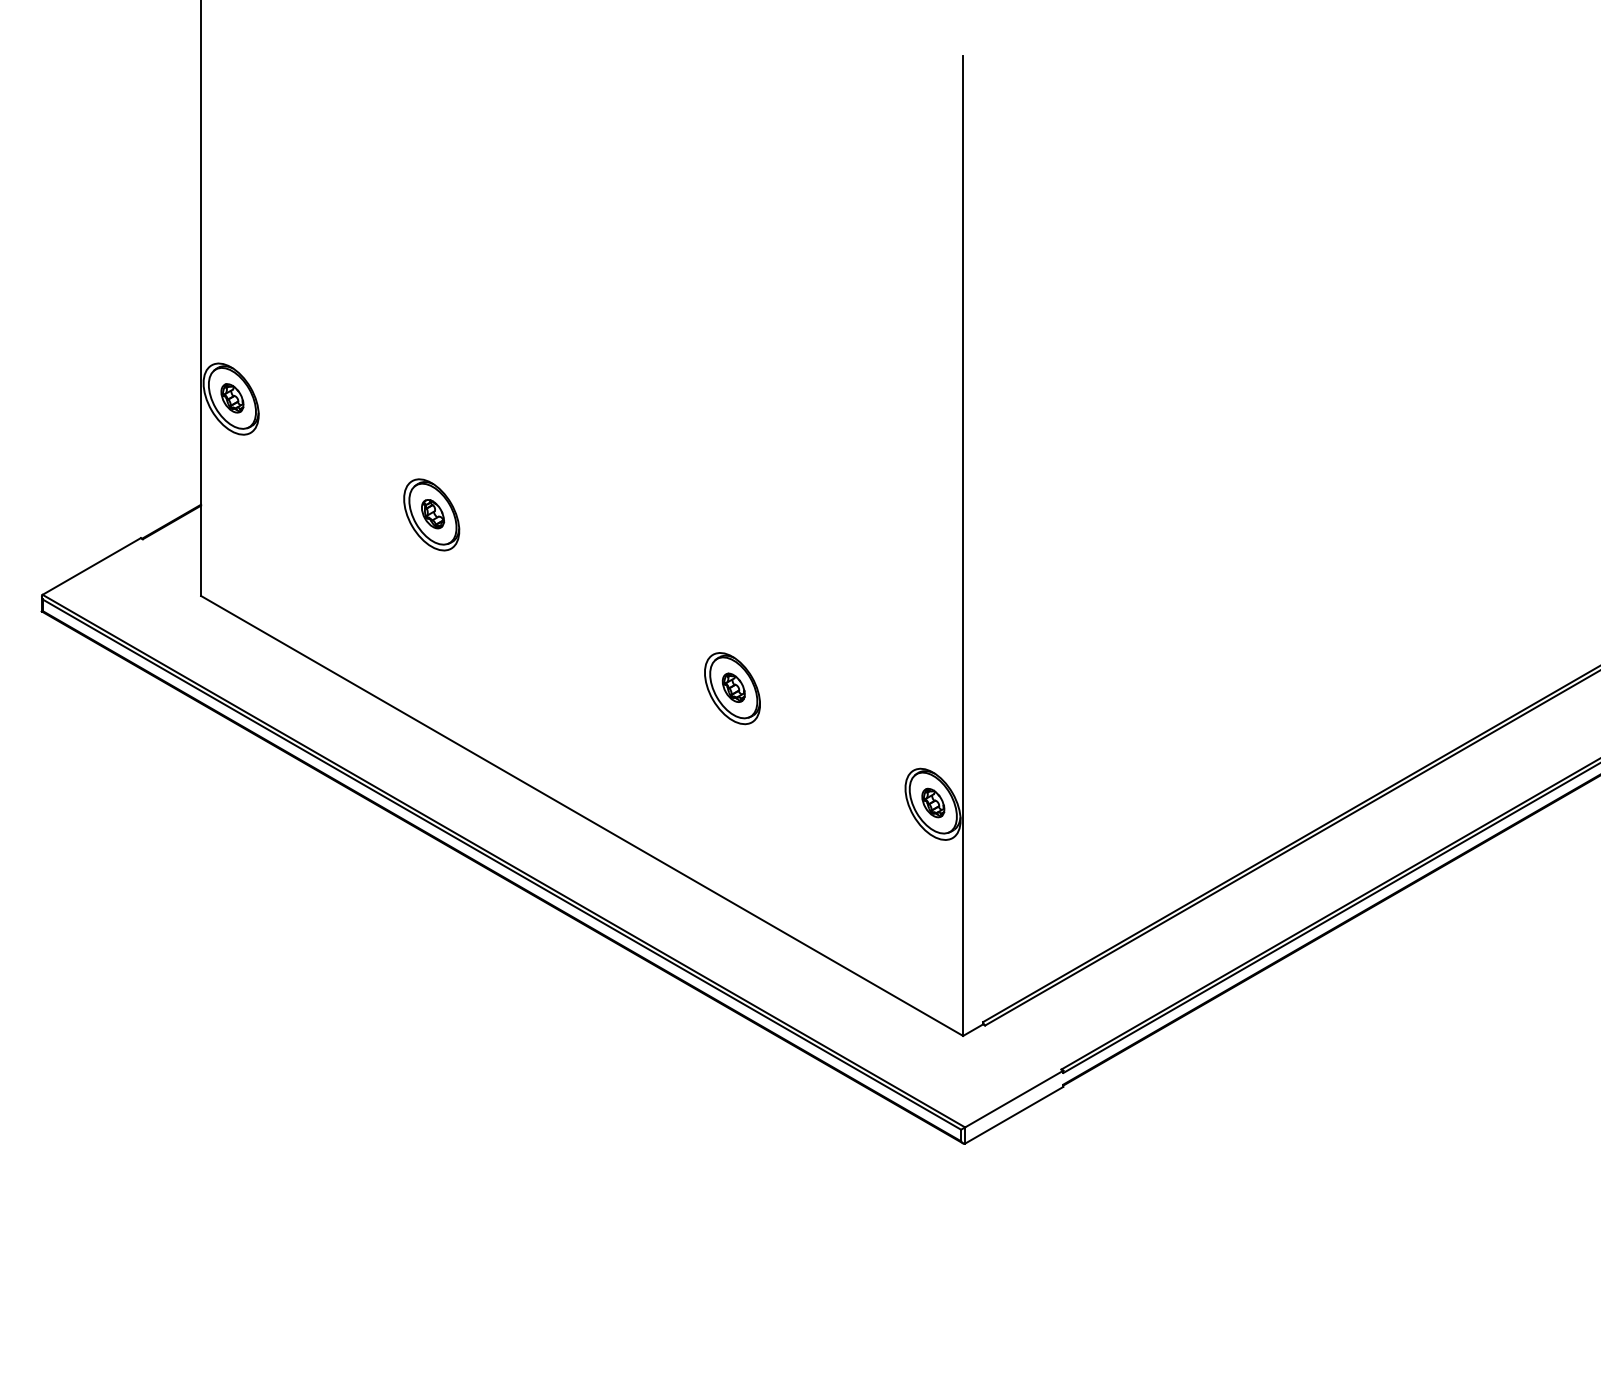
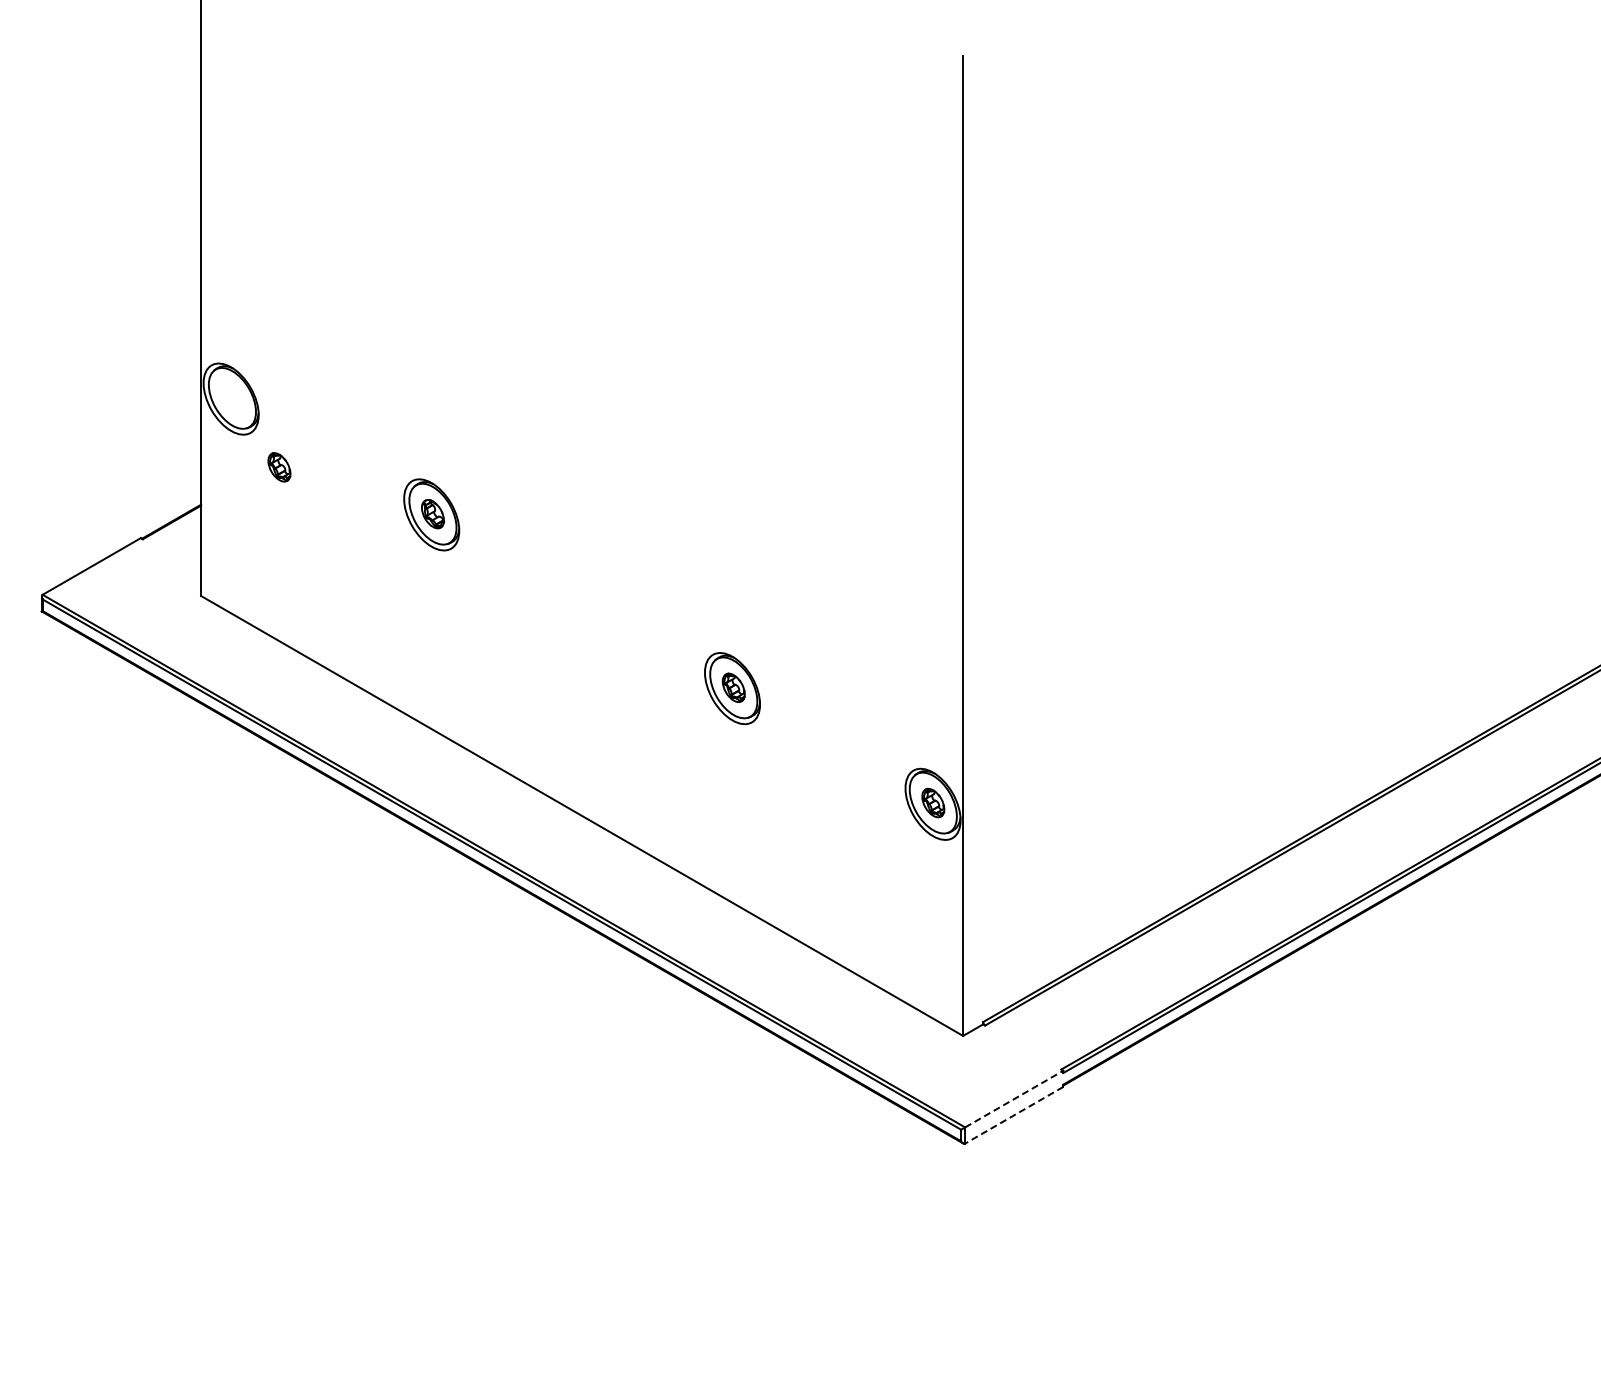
part position: (232, 398) -> (279, 467) (279, 467)
line: solid -> dashed (1014, 1099)
line: solid -> dashed (1014, 1115)
